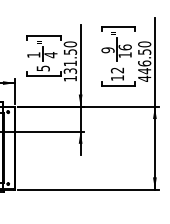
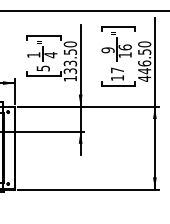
line: none -> present (84, 11)
text: 131.50 -> 133.50 (70, 63)
text: 12 -> 17 (116, 70)
